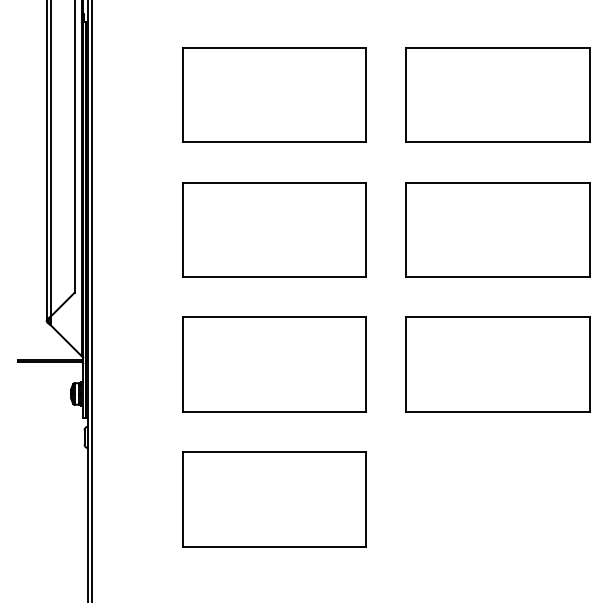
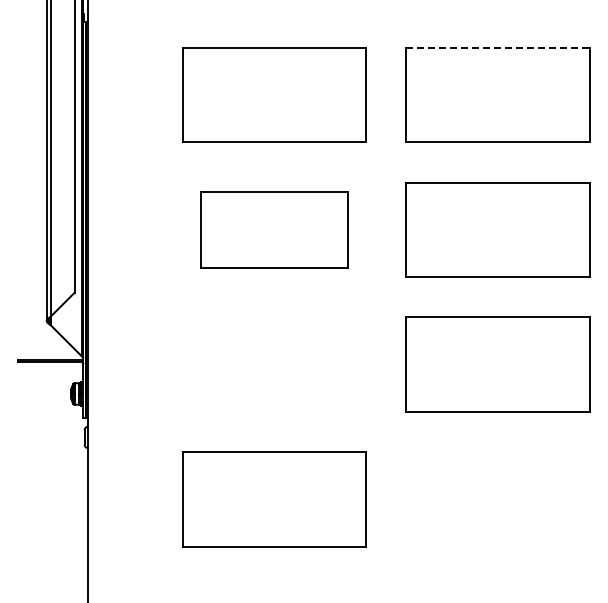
line: solid -> dashed (498, 47)
part size: 185x96 px -> 149x78 px (274, 229)
line: present -> none (92, 300)
part: present -> none (274, 364)
